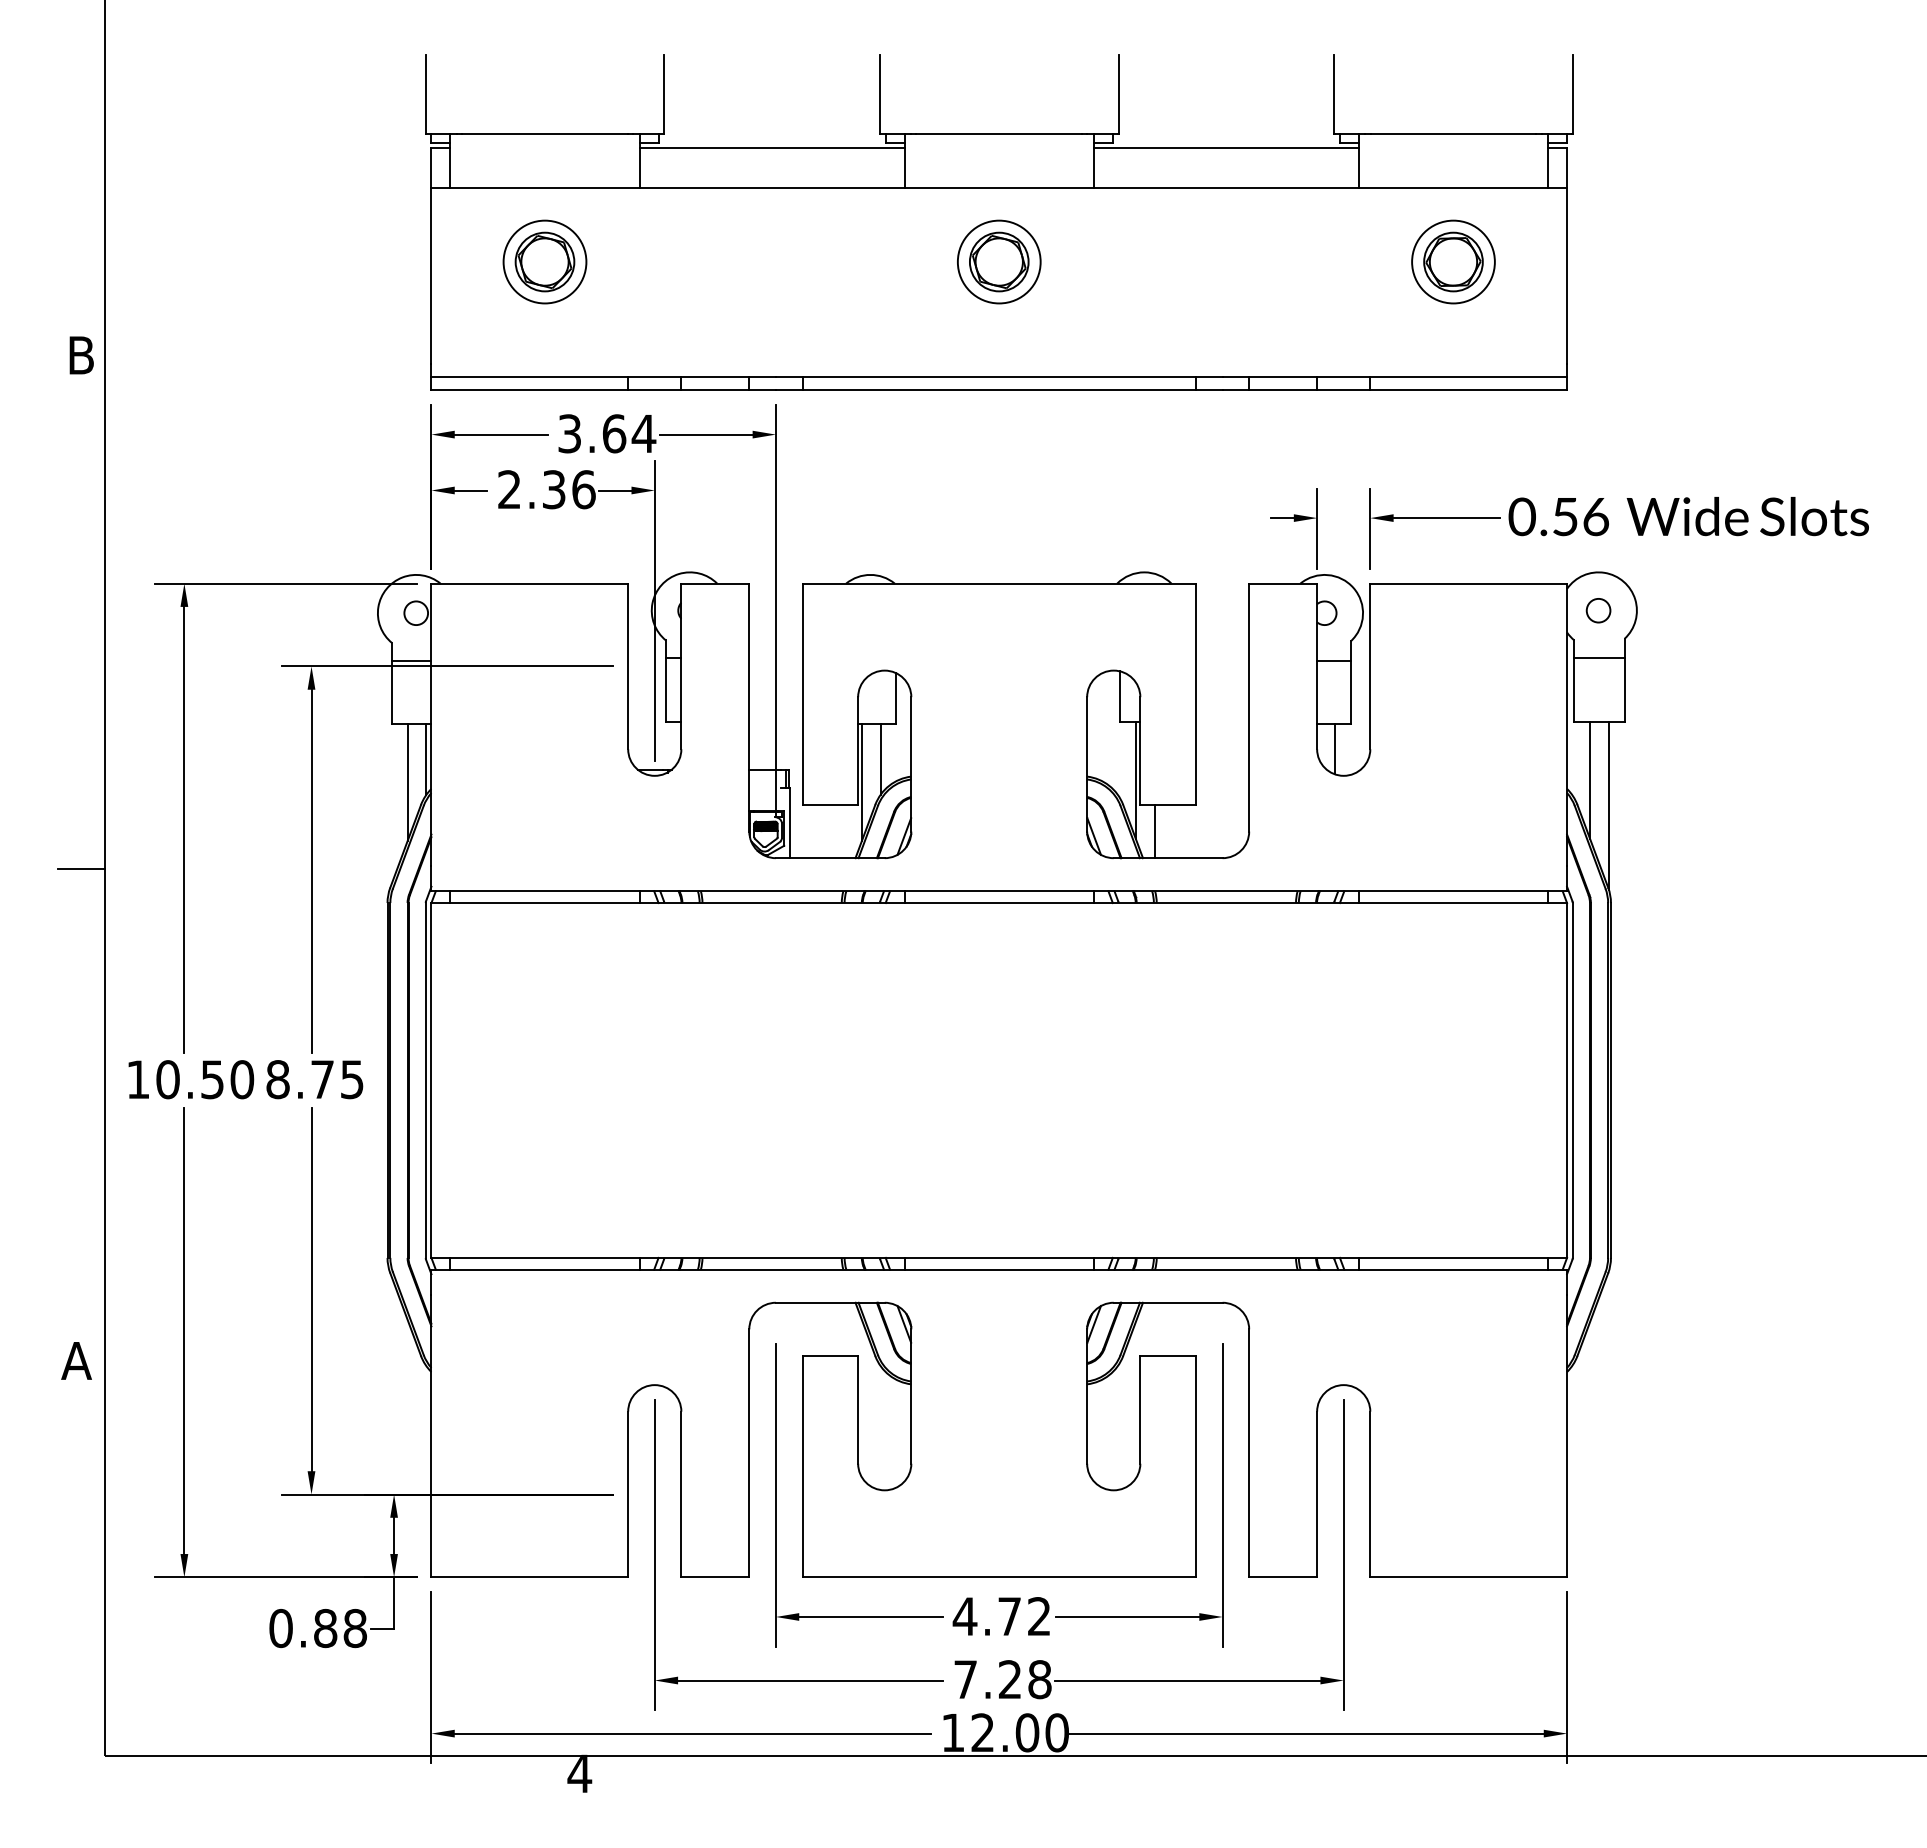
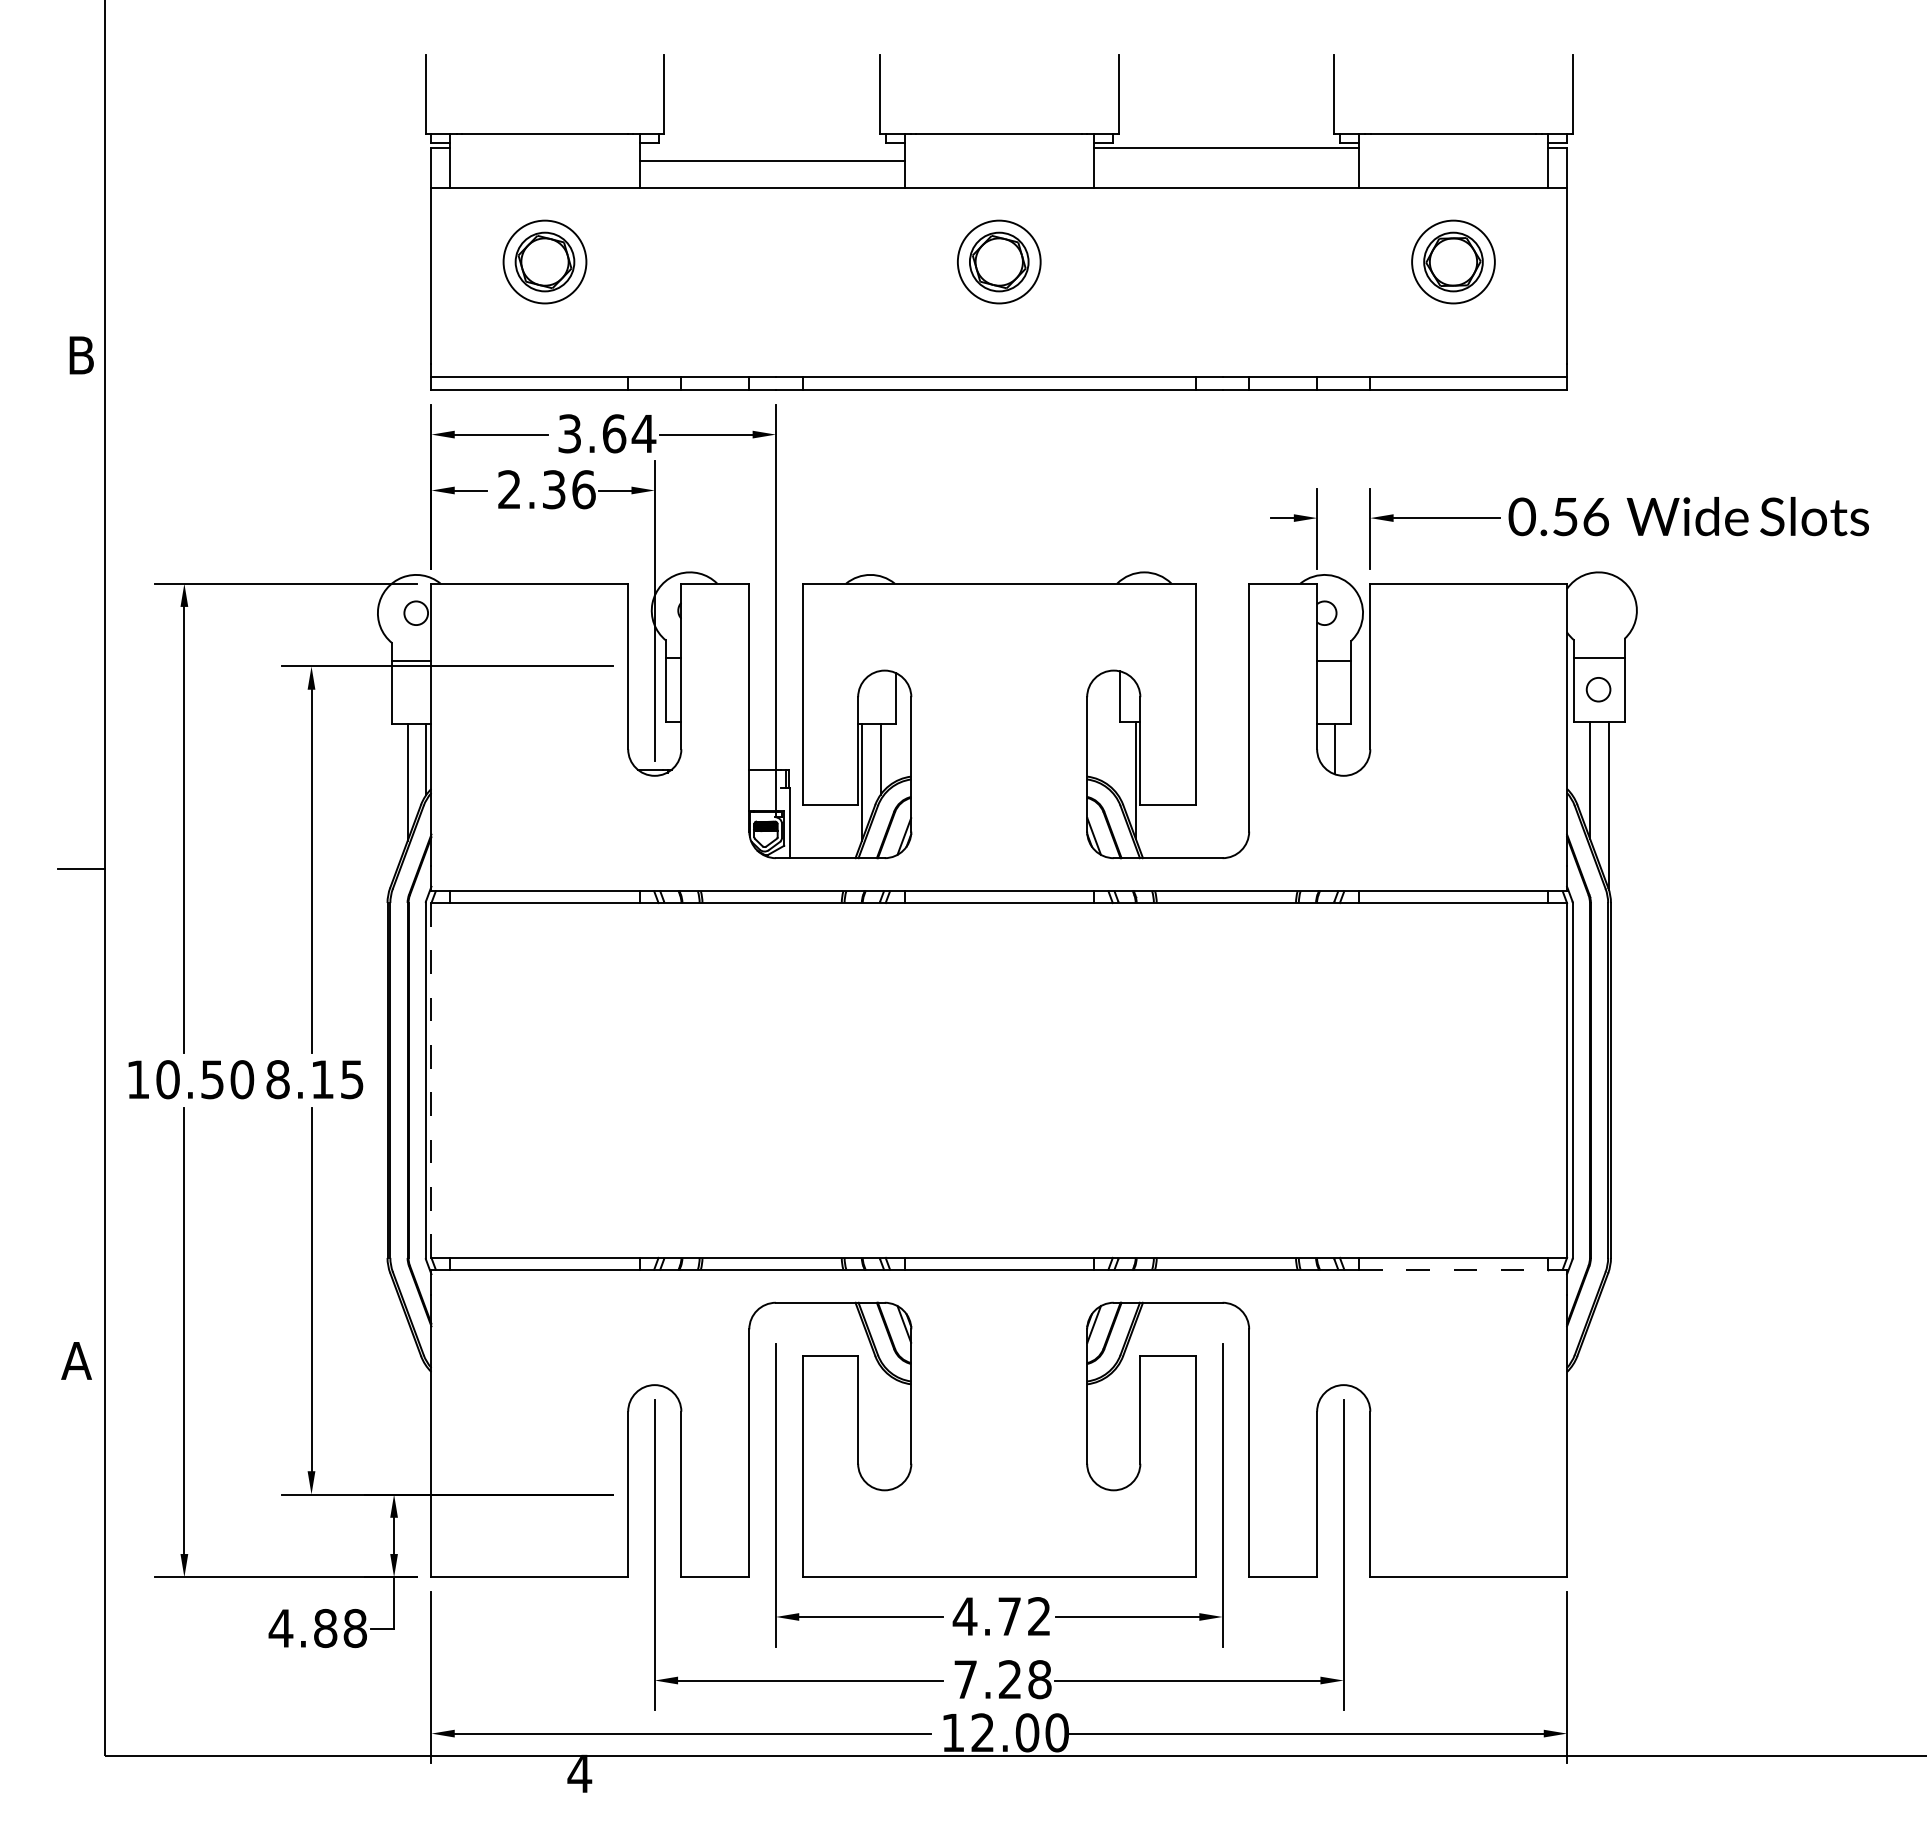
line position: (771, 148) -> (771, 161) (771, 161)
circle position: (1598, 610) -> (1598, 689) (1598, 689)
line: present -> none (1154, 831)
text: 8.75 -> 8.15 (322, 1079)
line: solid -> dashed (431, 1080)
line: solid -> dashed (1453, 1269)
text: 0.88 -> 4.88 (280, 1628)
